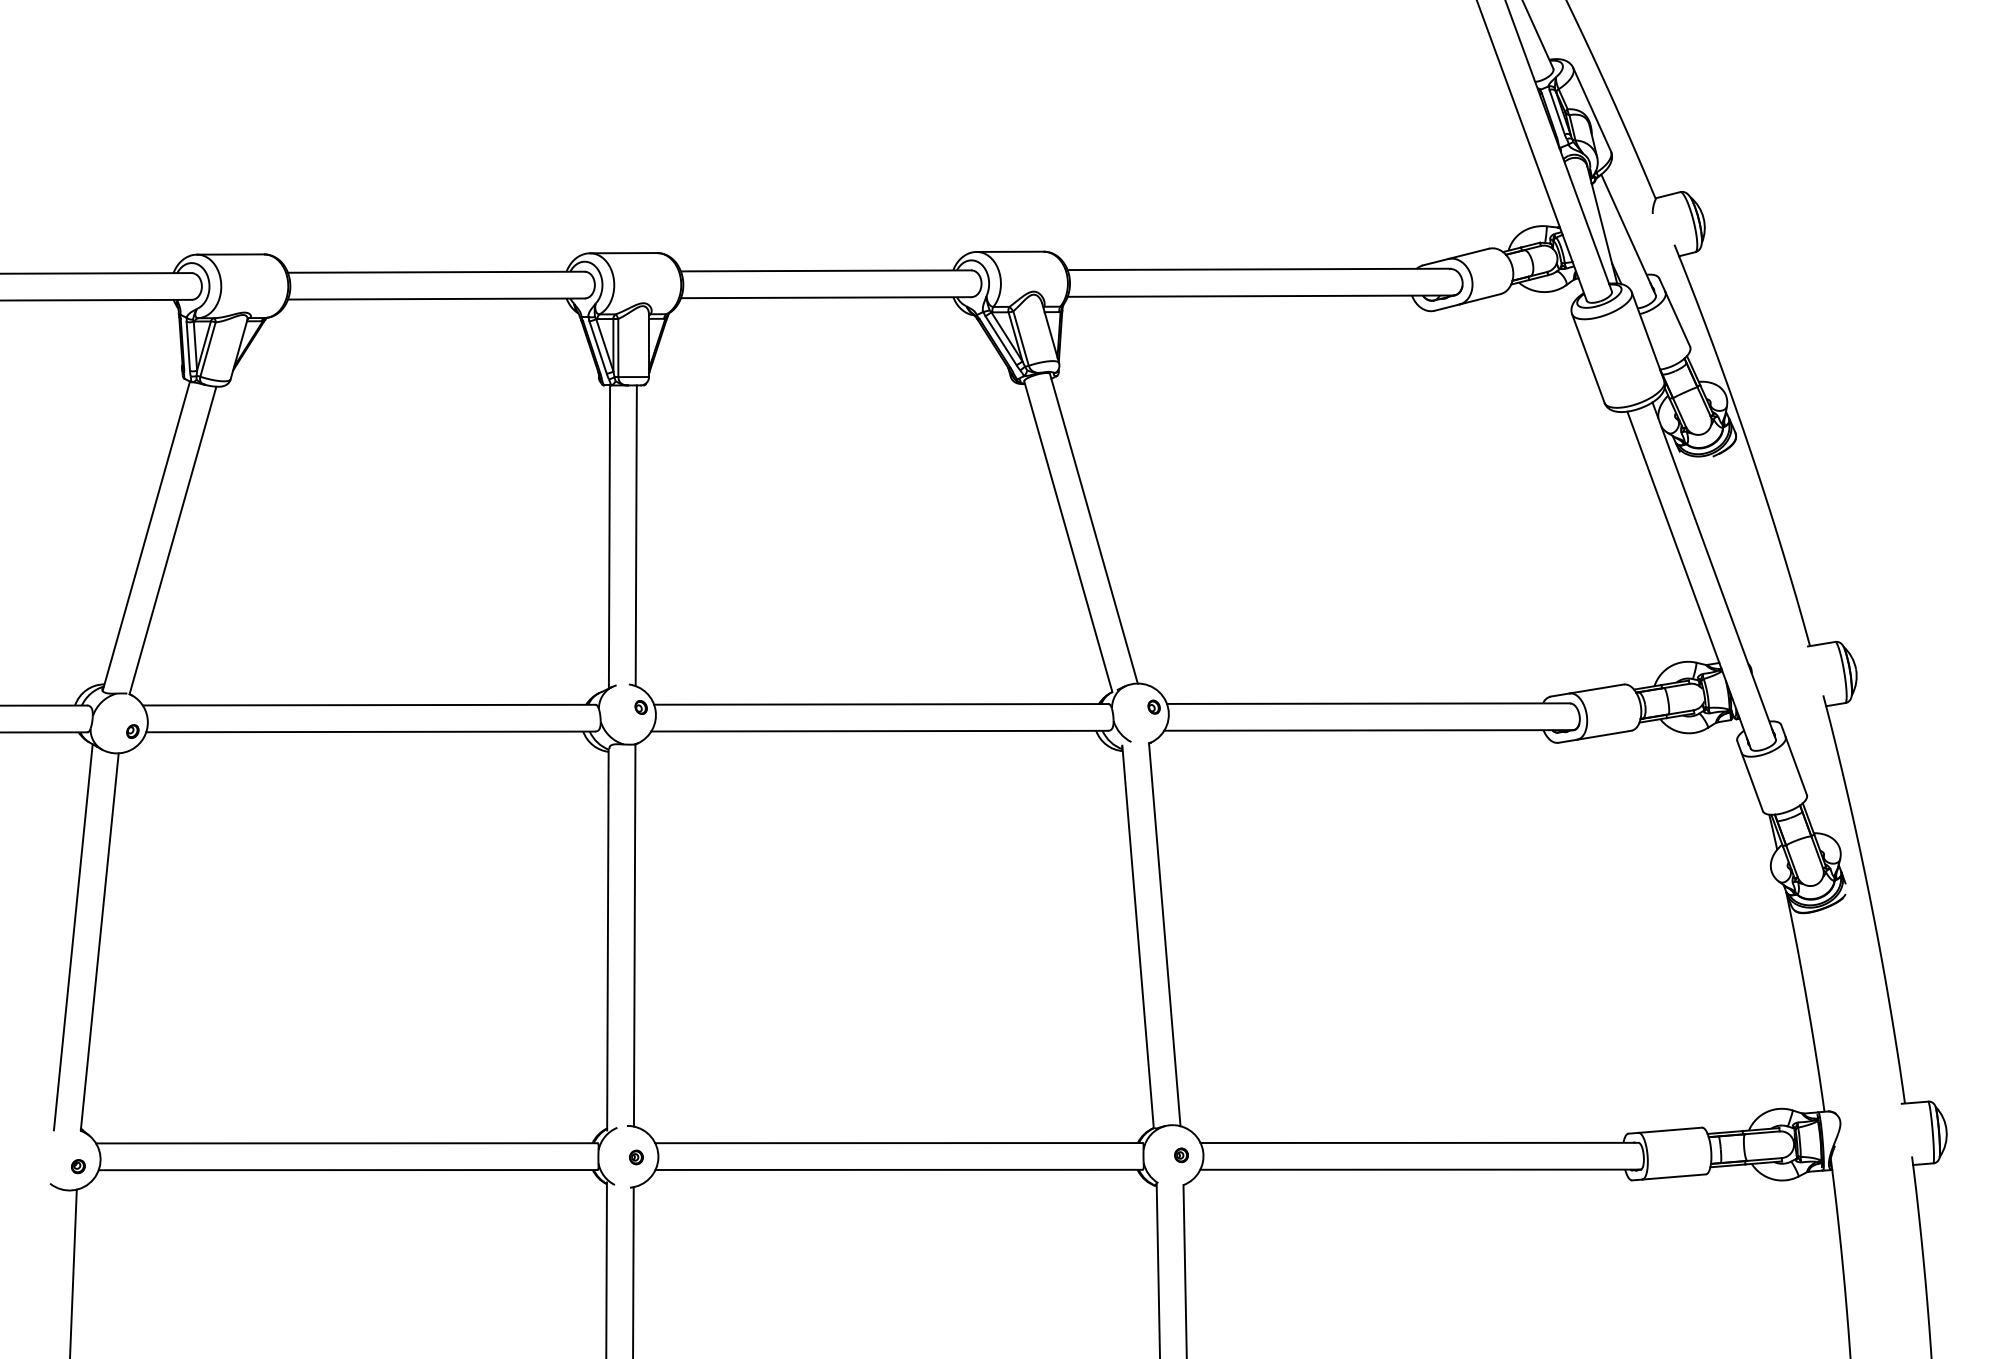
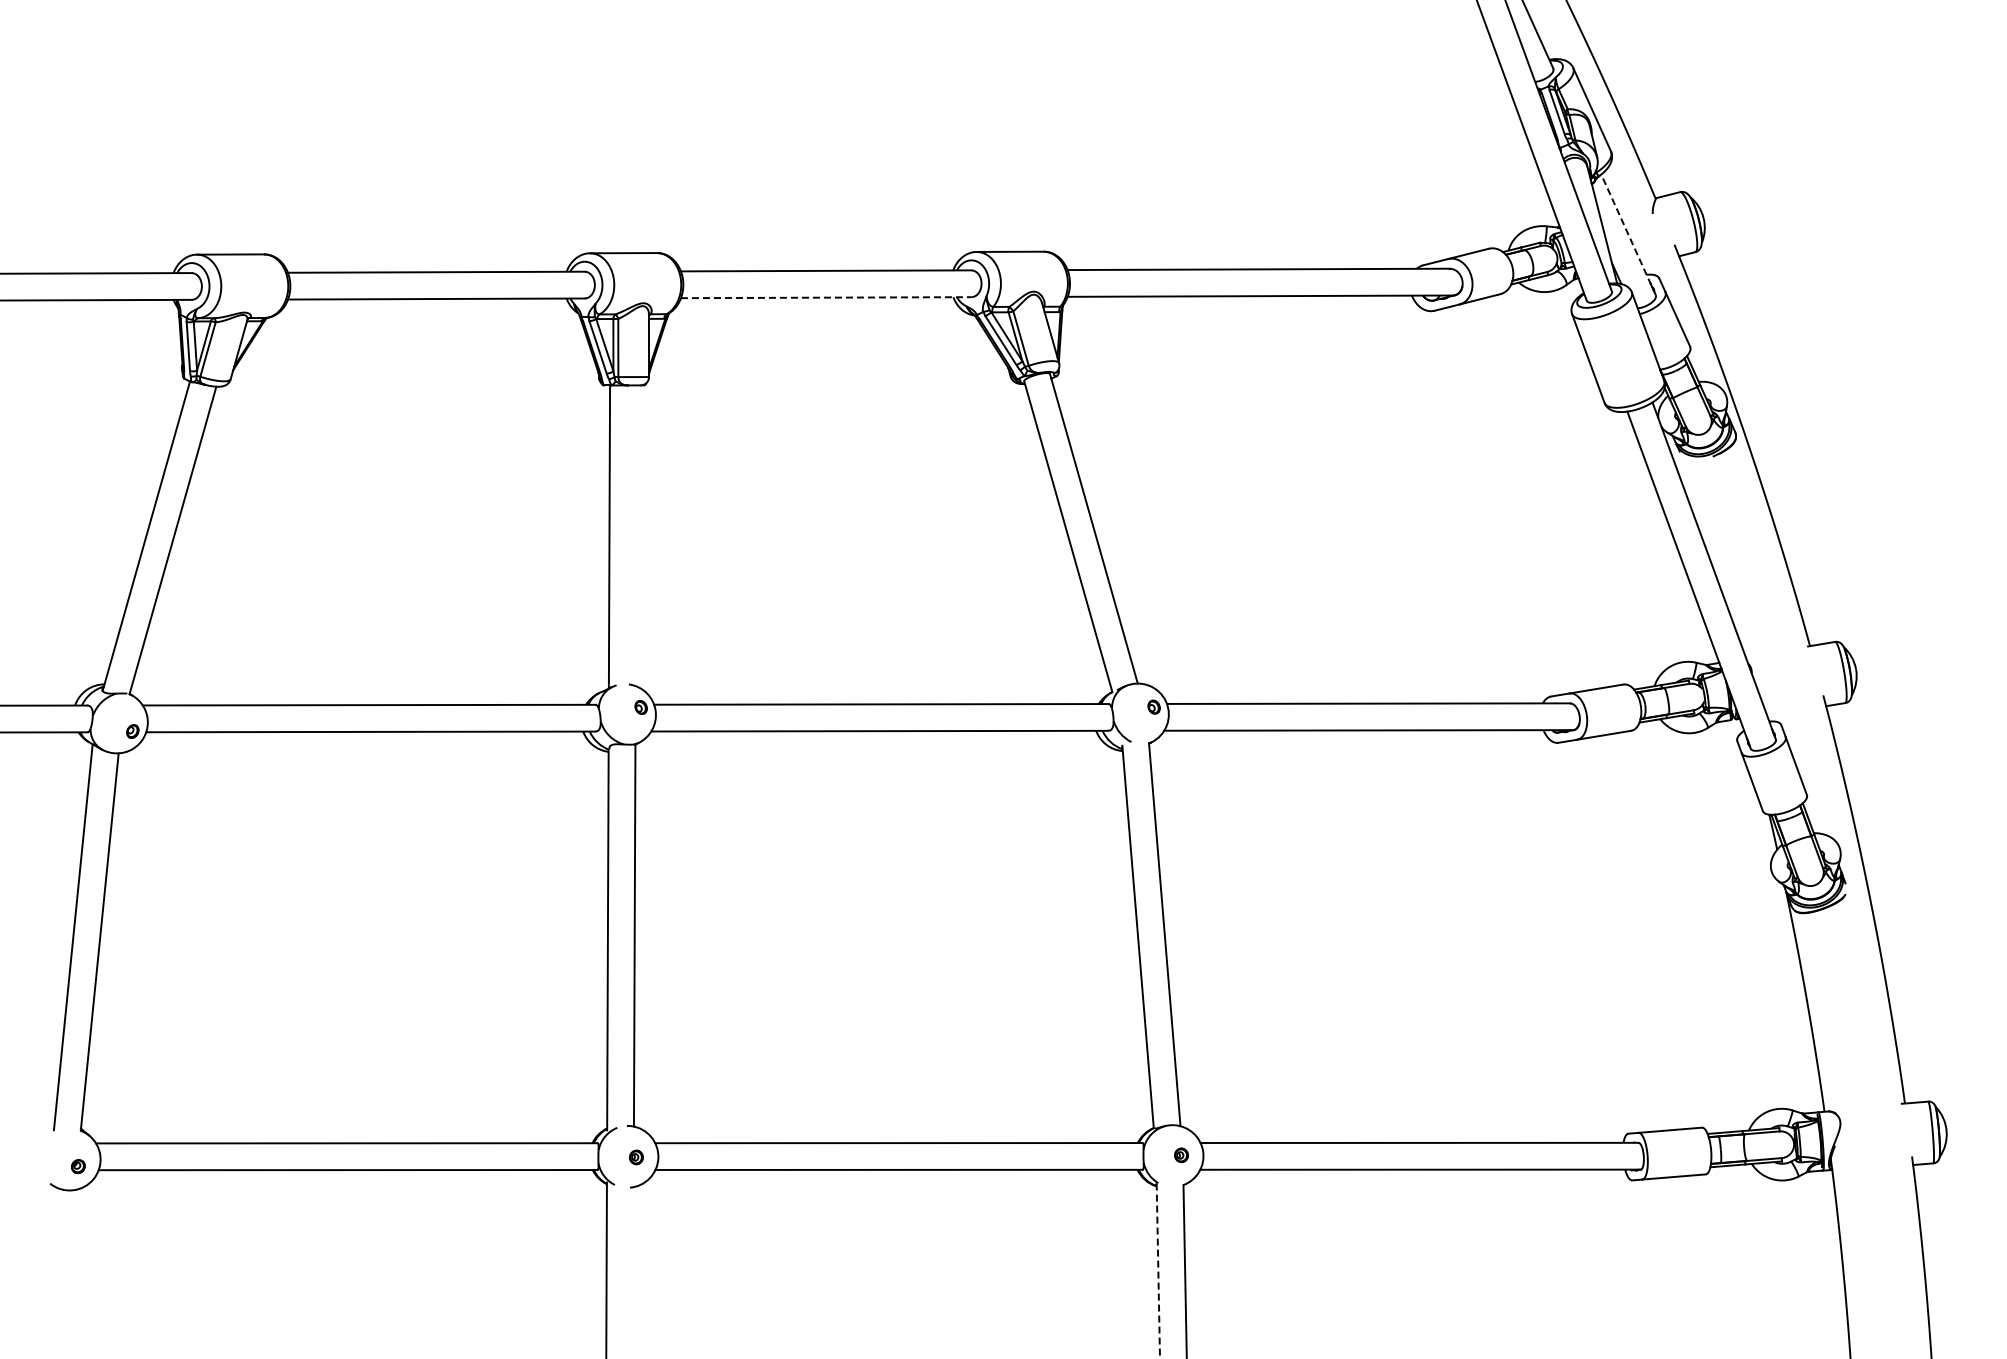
line: solid -> dashed (1628, 234)
line: solid -> dashed (826, 297)
line: present -> none (635, 535)
line: present -> none (633, 1271)
line: solid -> dashed (1158, 1271)
line: present -> none (73, 1272)
